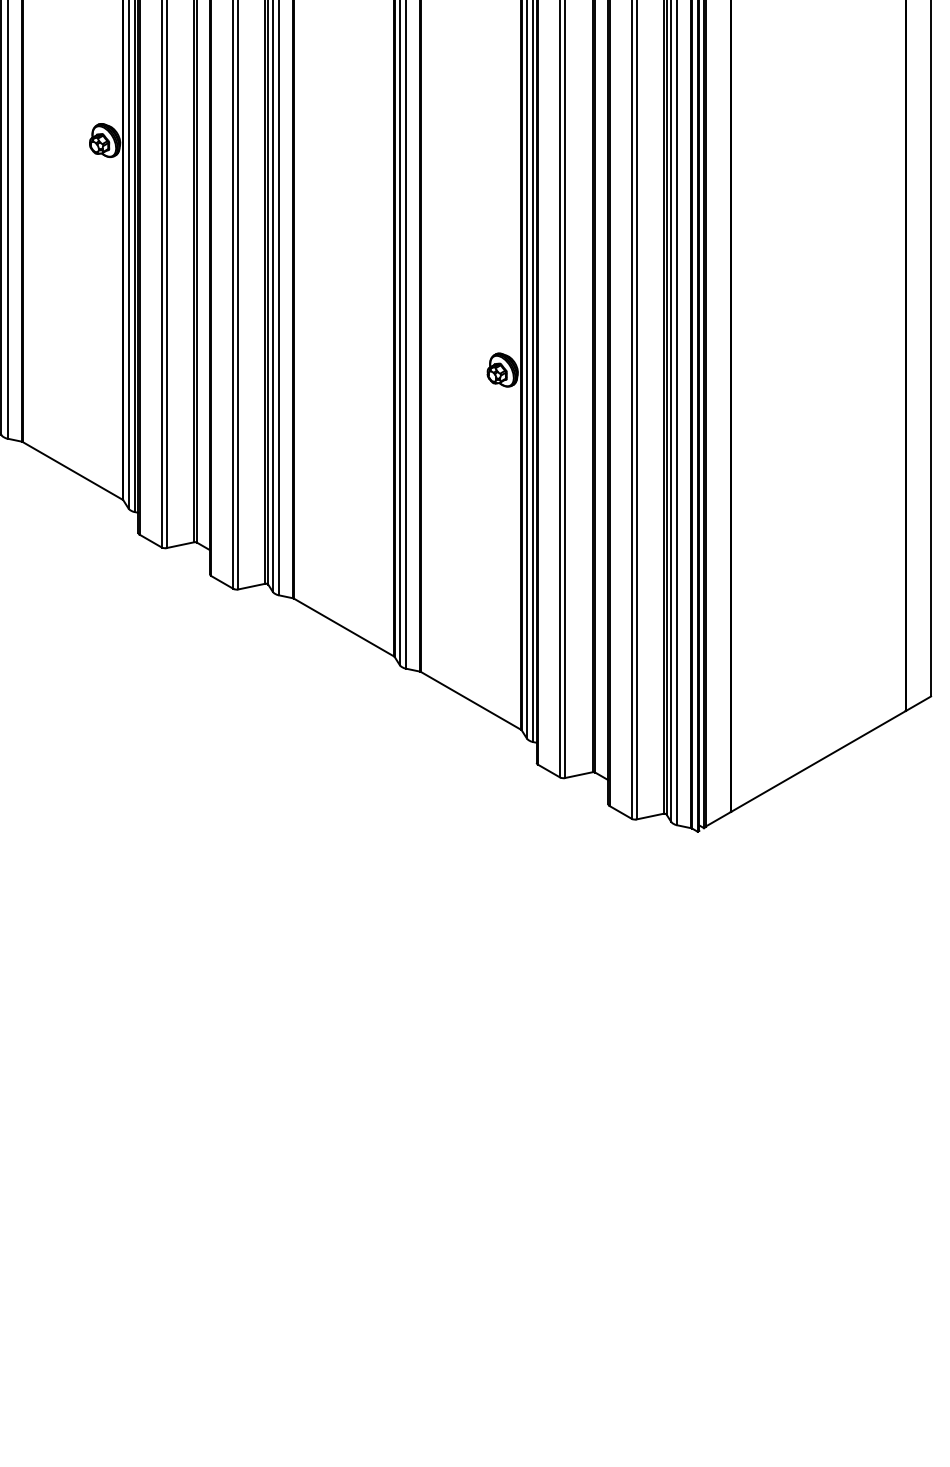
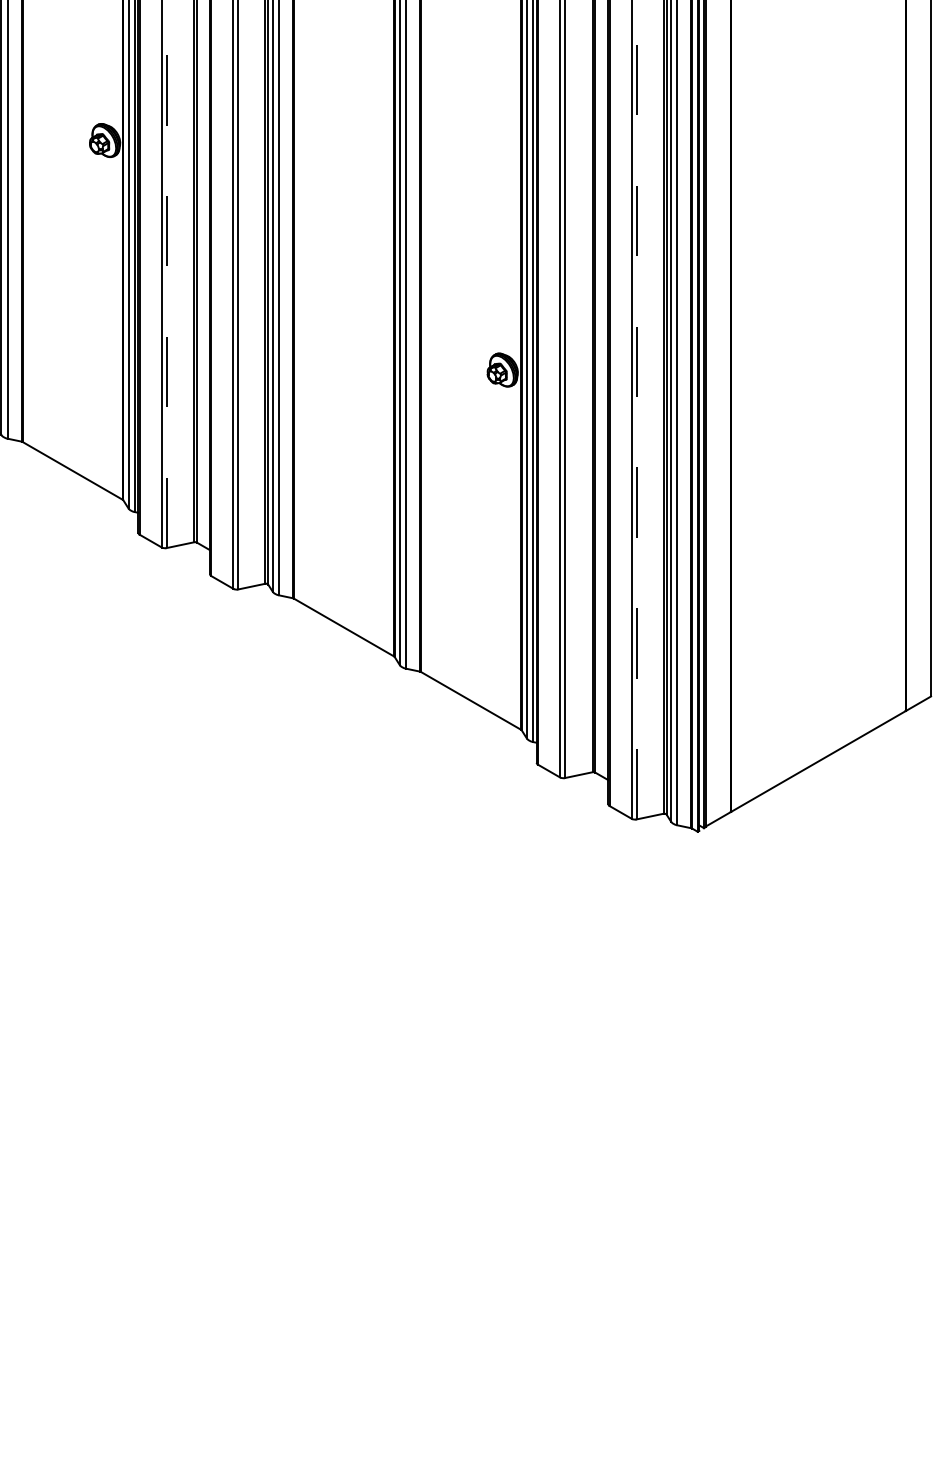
line: solid -> dashed (166, 274)
line: solid -> dashed (636, 409)
